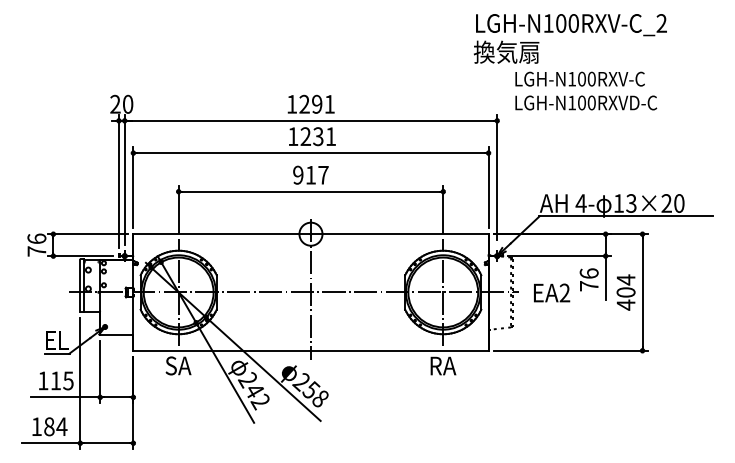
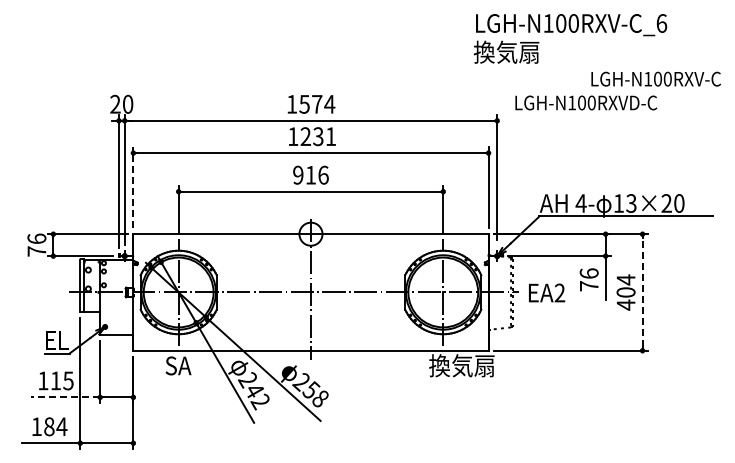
text: LGH-N100RXV-C_2 -> LGH-N100RXV-C_6 (661, 23)
text position: (579, 78) -> (655, 78) (655, 78)
text: 1291 -> 1574 (317, 103)
text: 917 -> 916 (323, 174)
line: solid -> dashed (133, 187)
text position: (552, 292) -> (547, 292) (547, 292)
line: solid -> dashed (642, 292)
text: RA -> 換気扇 (461, 365)
line: solid -> dashed (65, 397)
